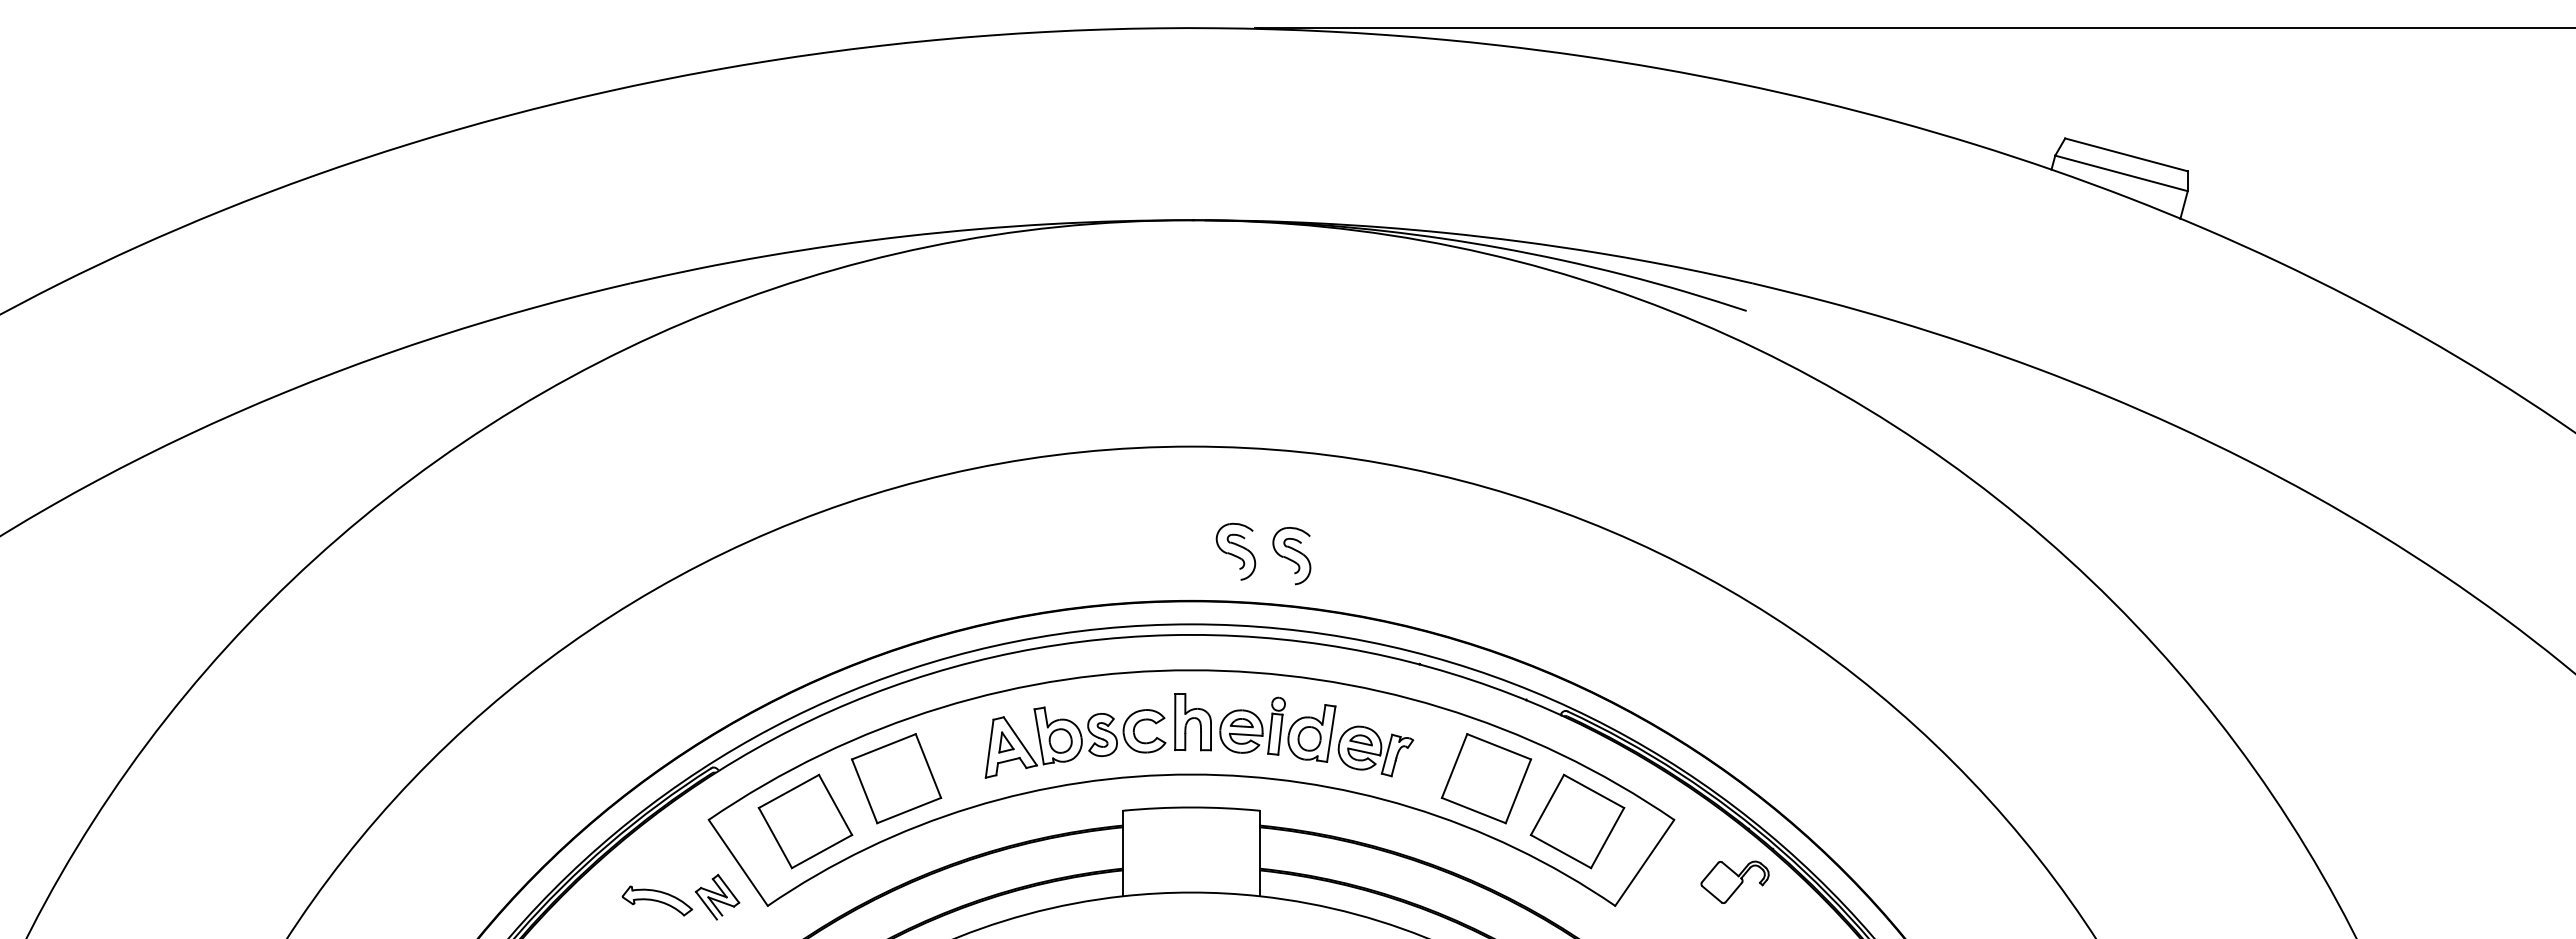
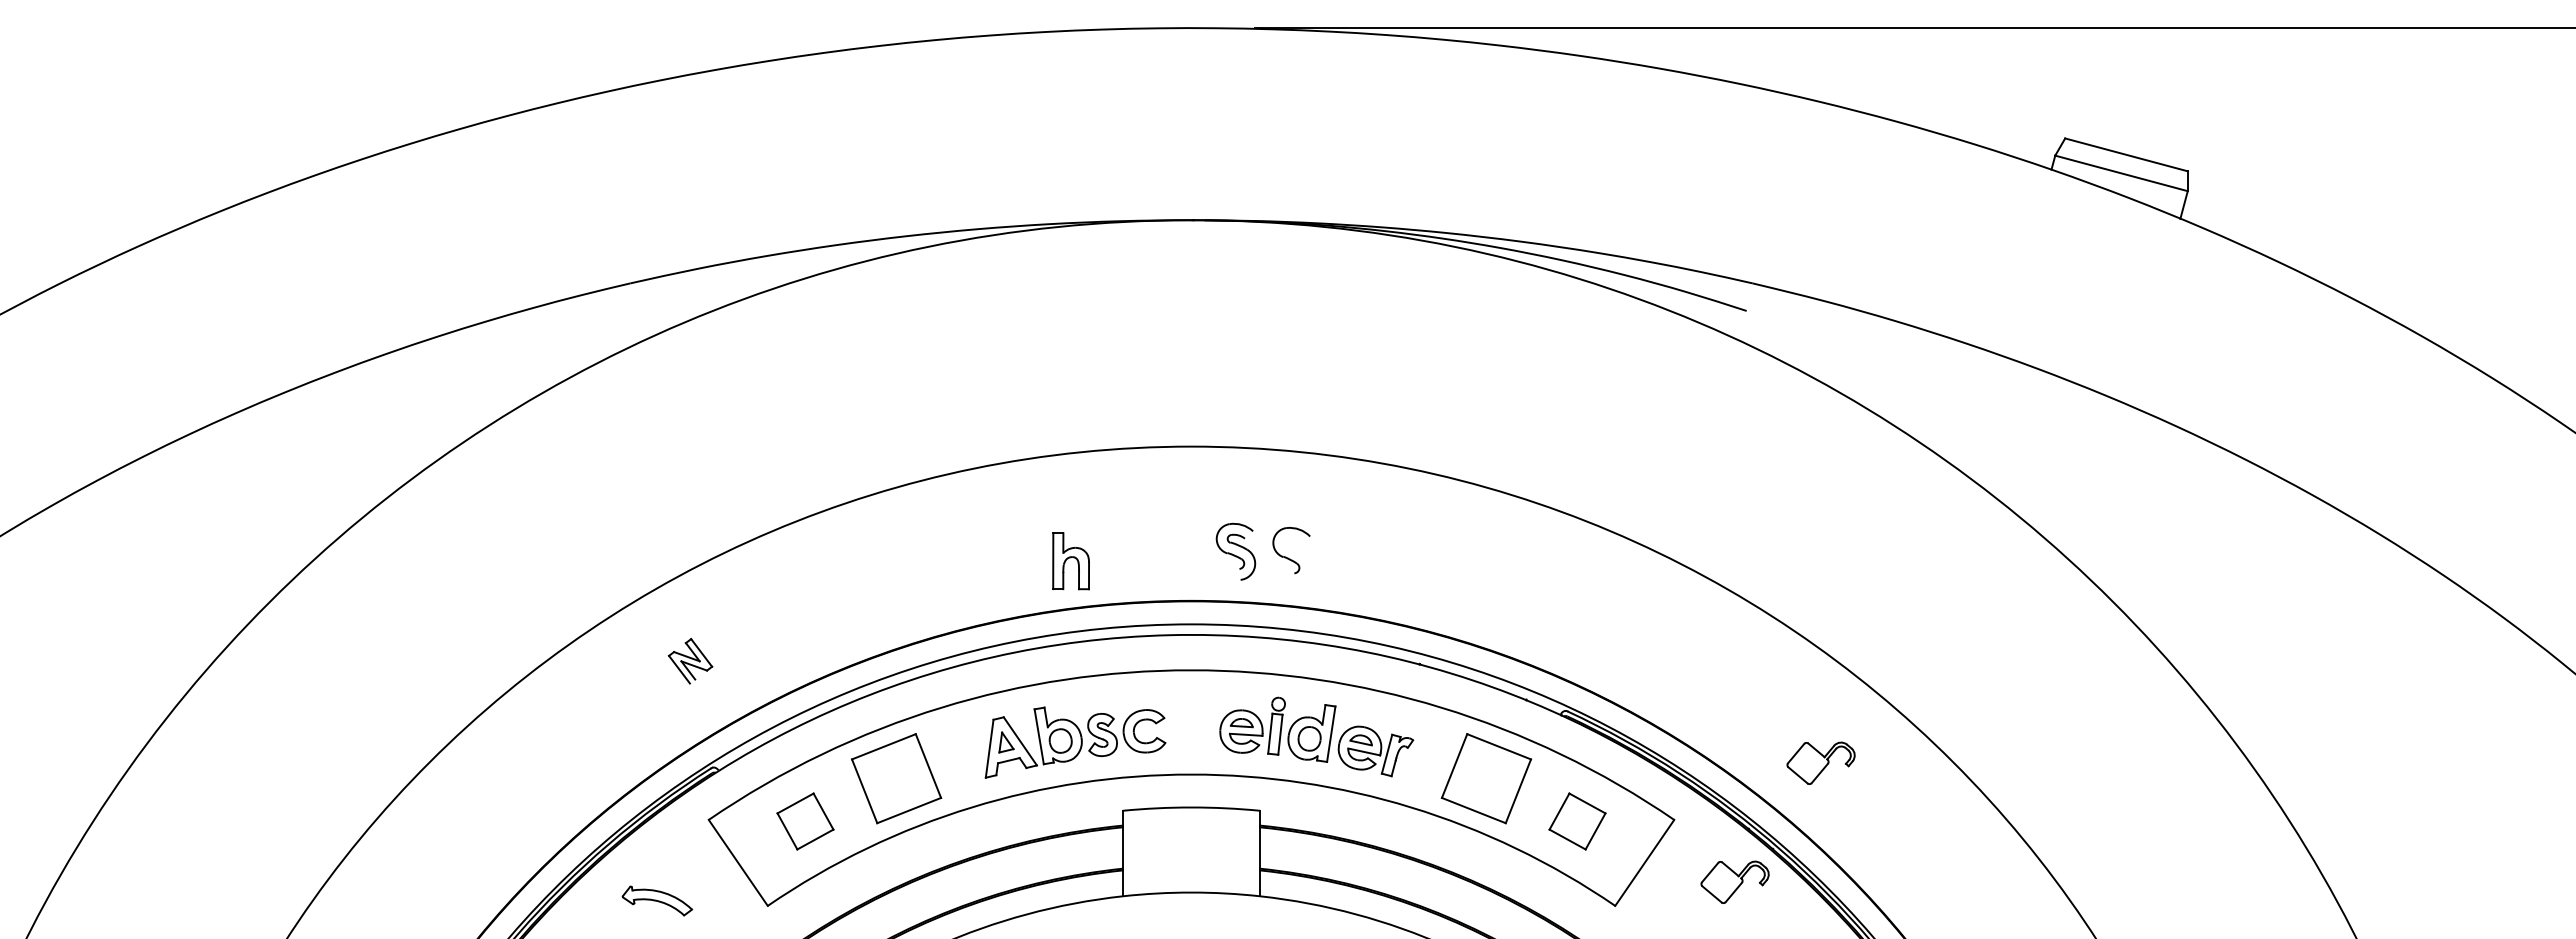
part: present -> none (1302, 555)
part position: (1192, 722) -> (1070, 561) (1070, 561)
part: none -> present (1820, 762)
part size: 97x97 px -> 59x59 px (805, 821)
part size: 97x97 px -> 59x59 px (1577, 821)
part position: (717, 896) -> (690, 660) (690, 660)
